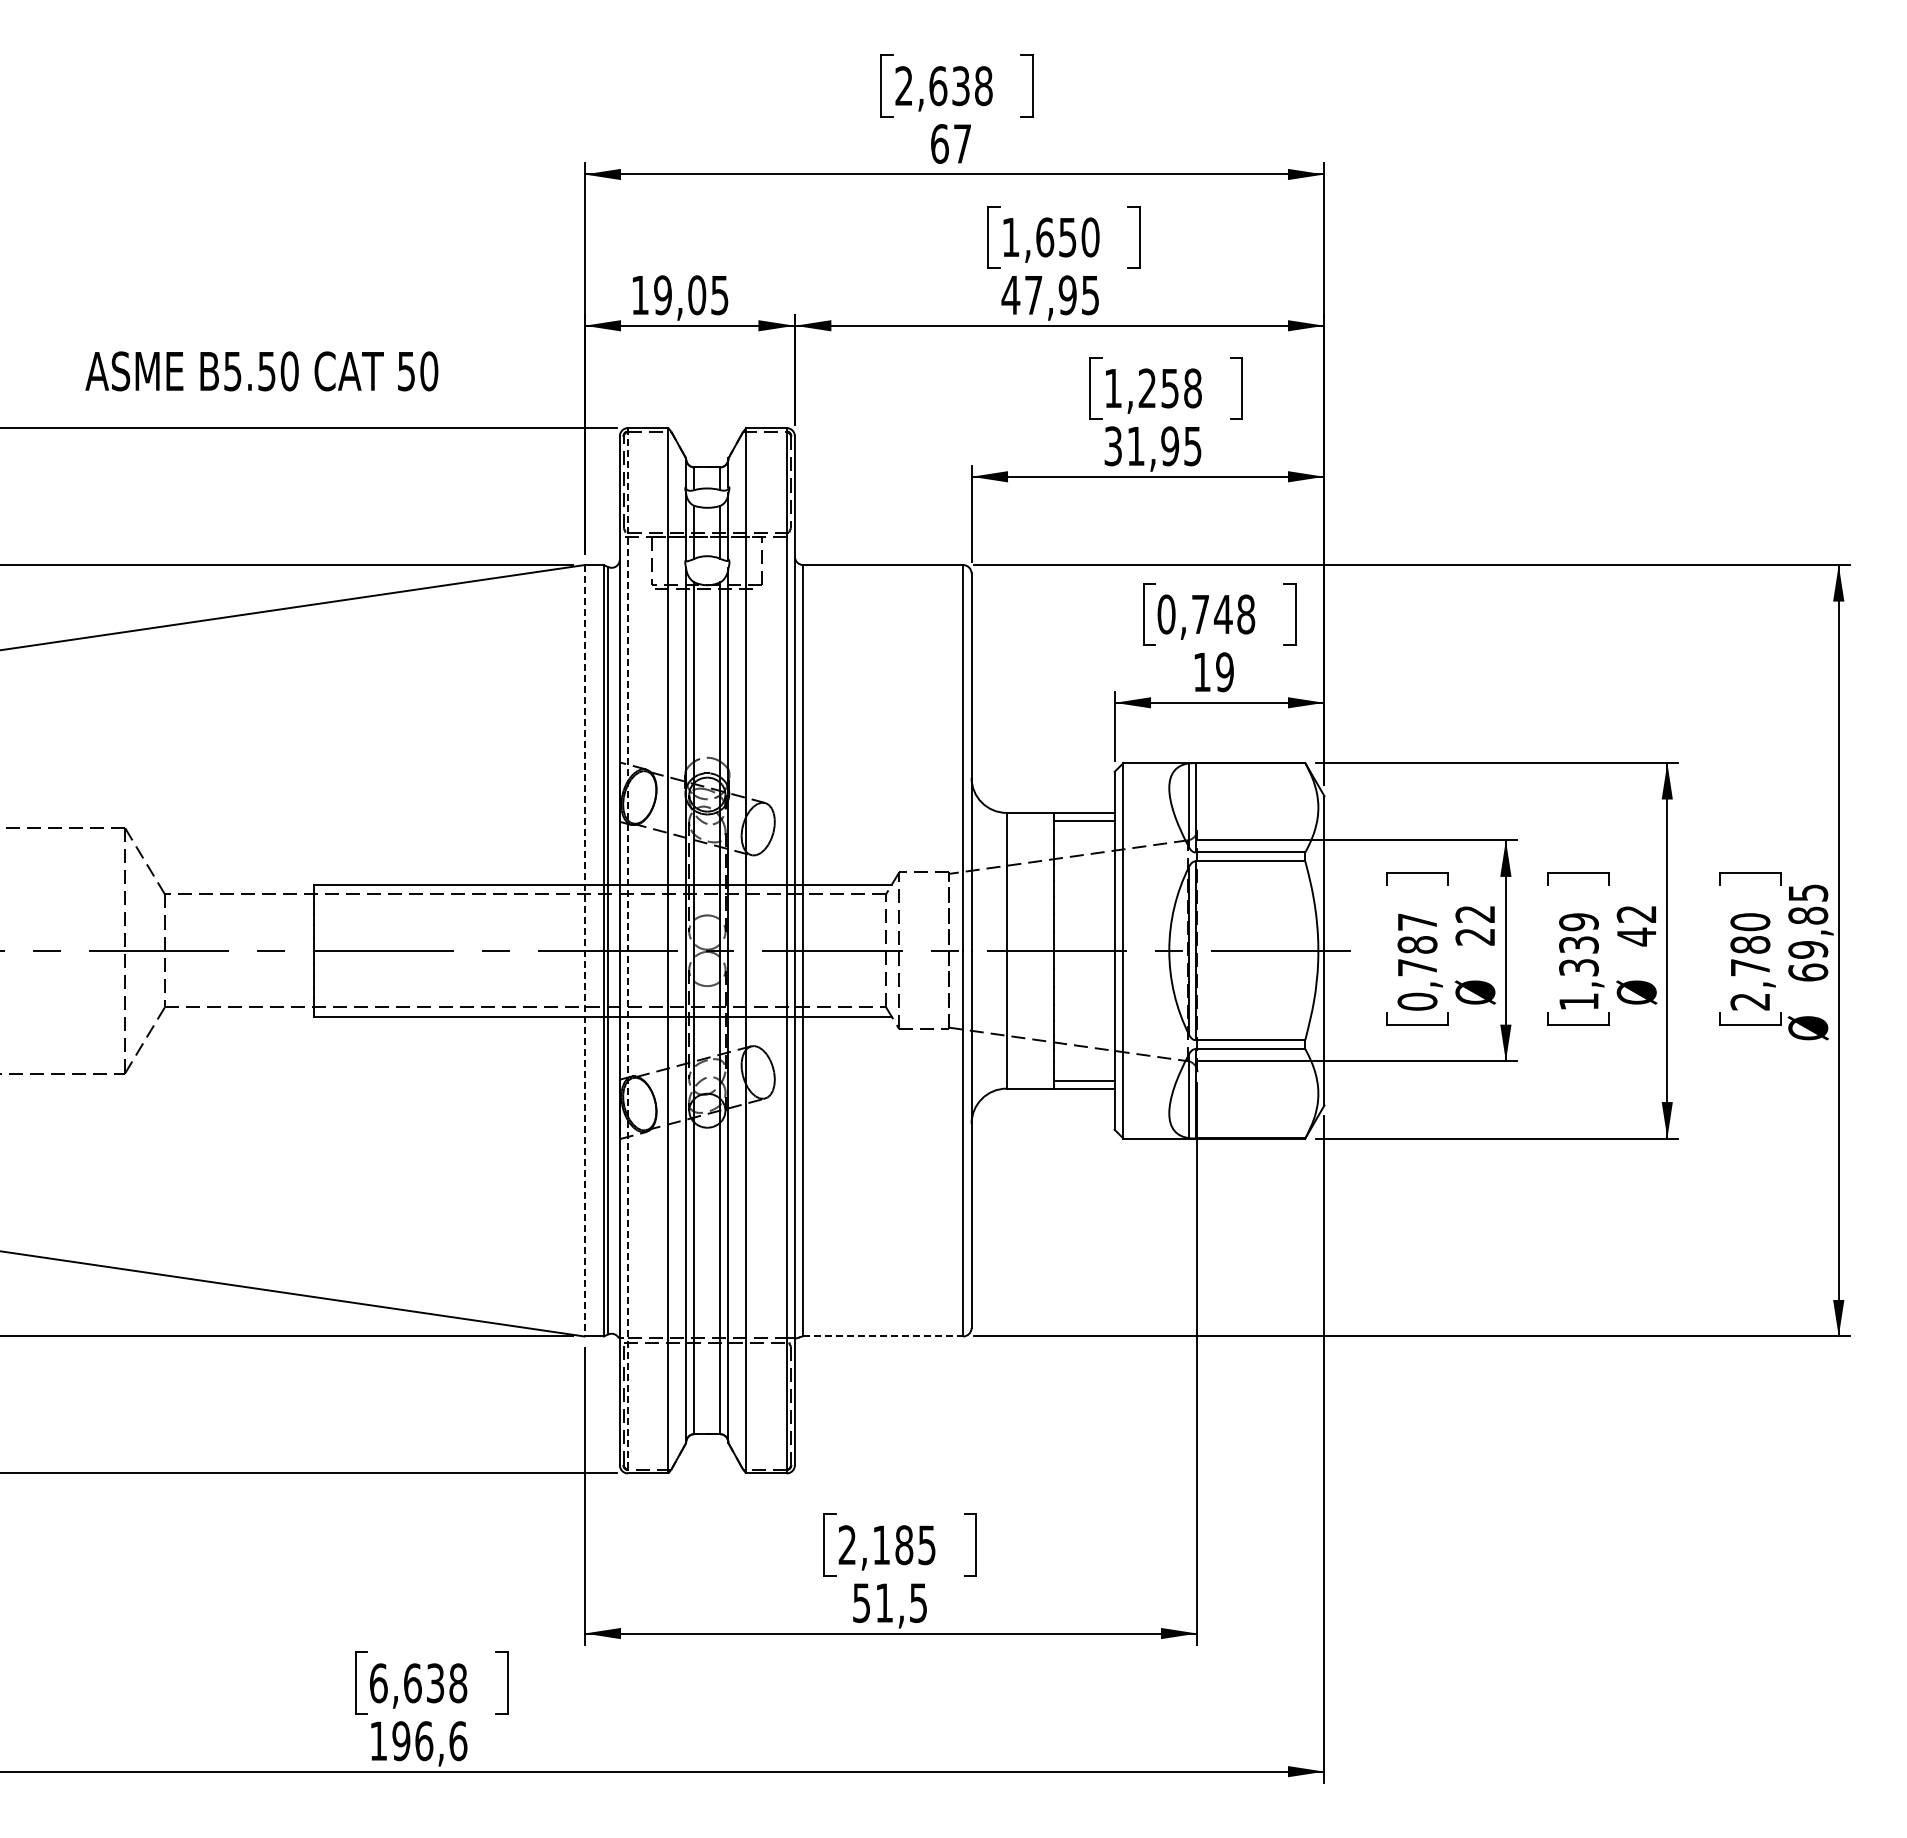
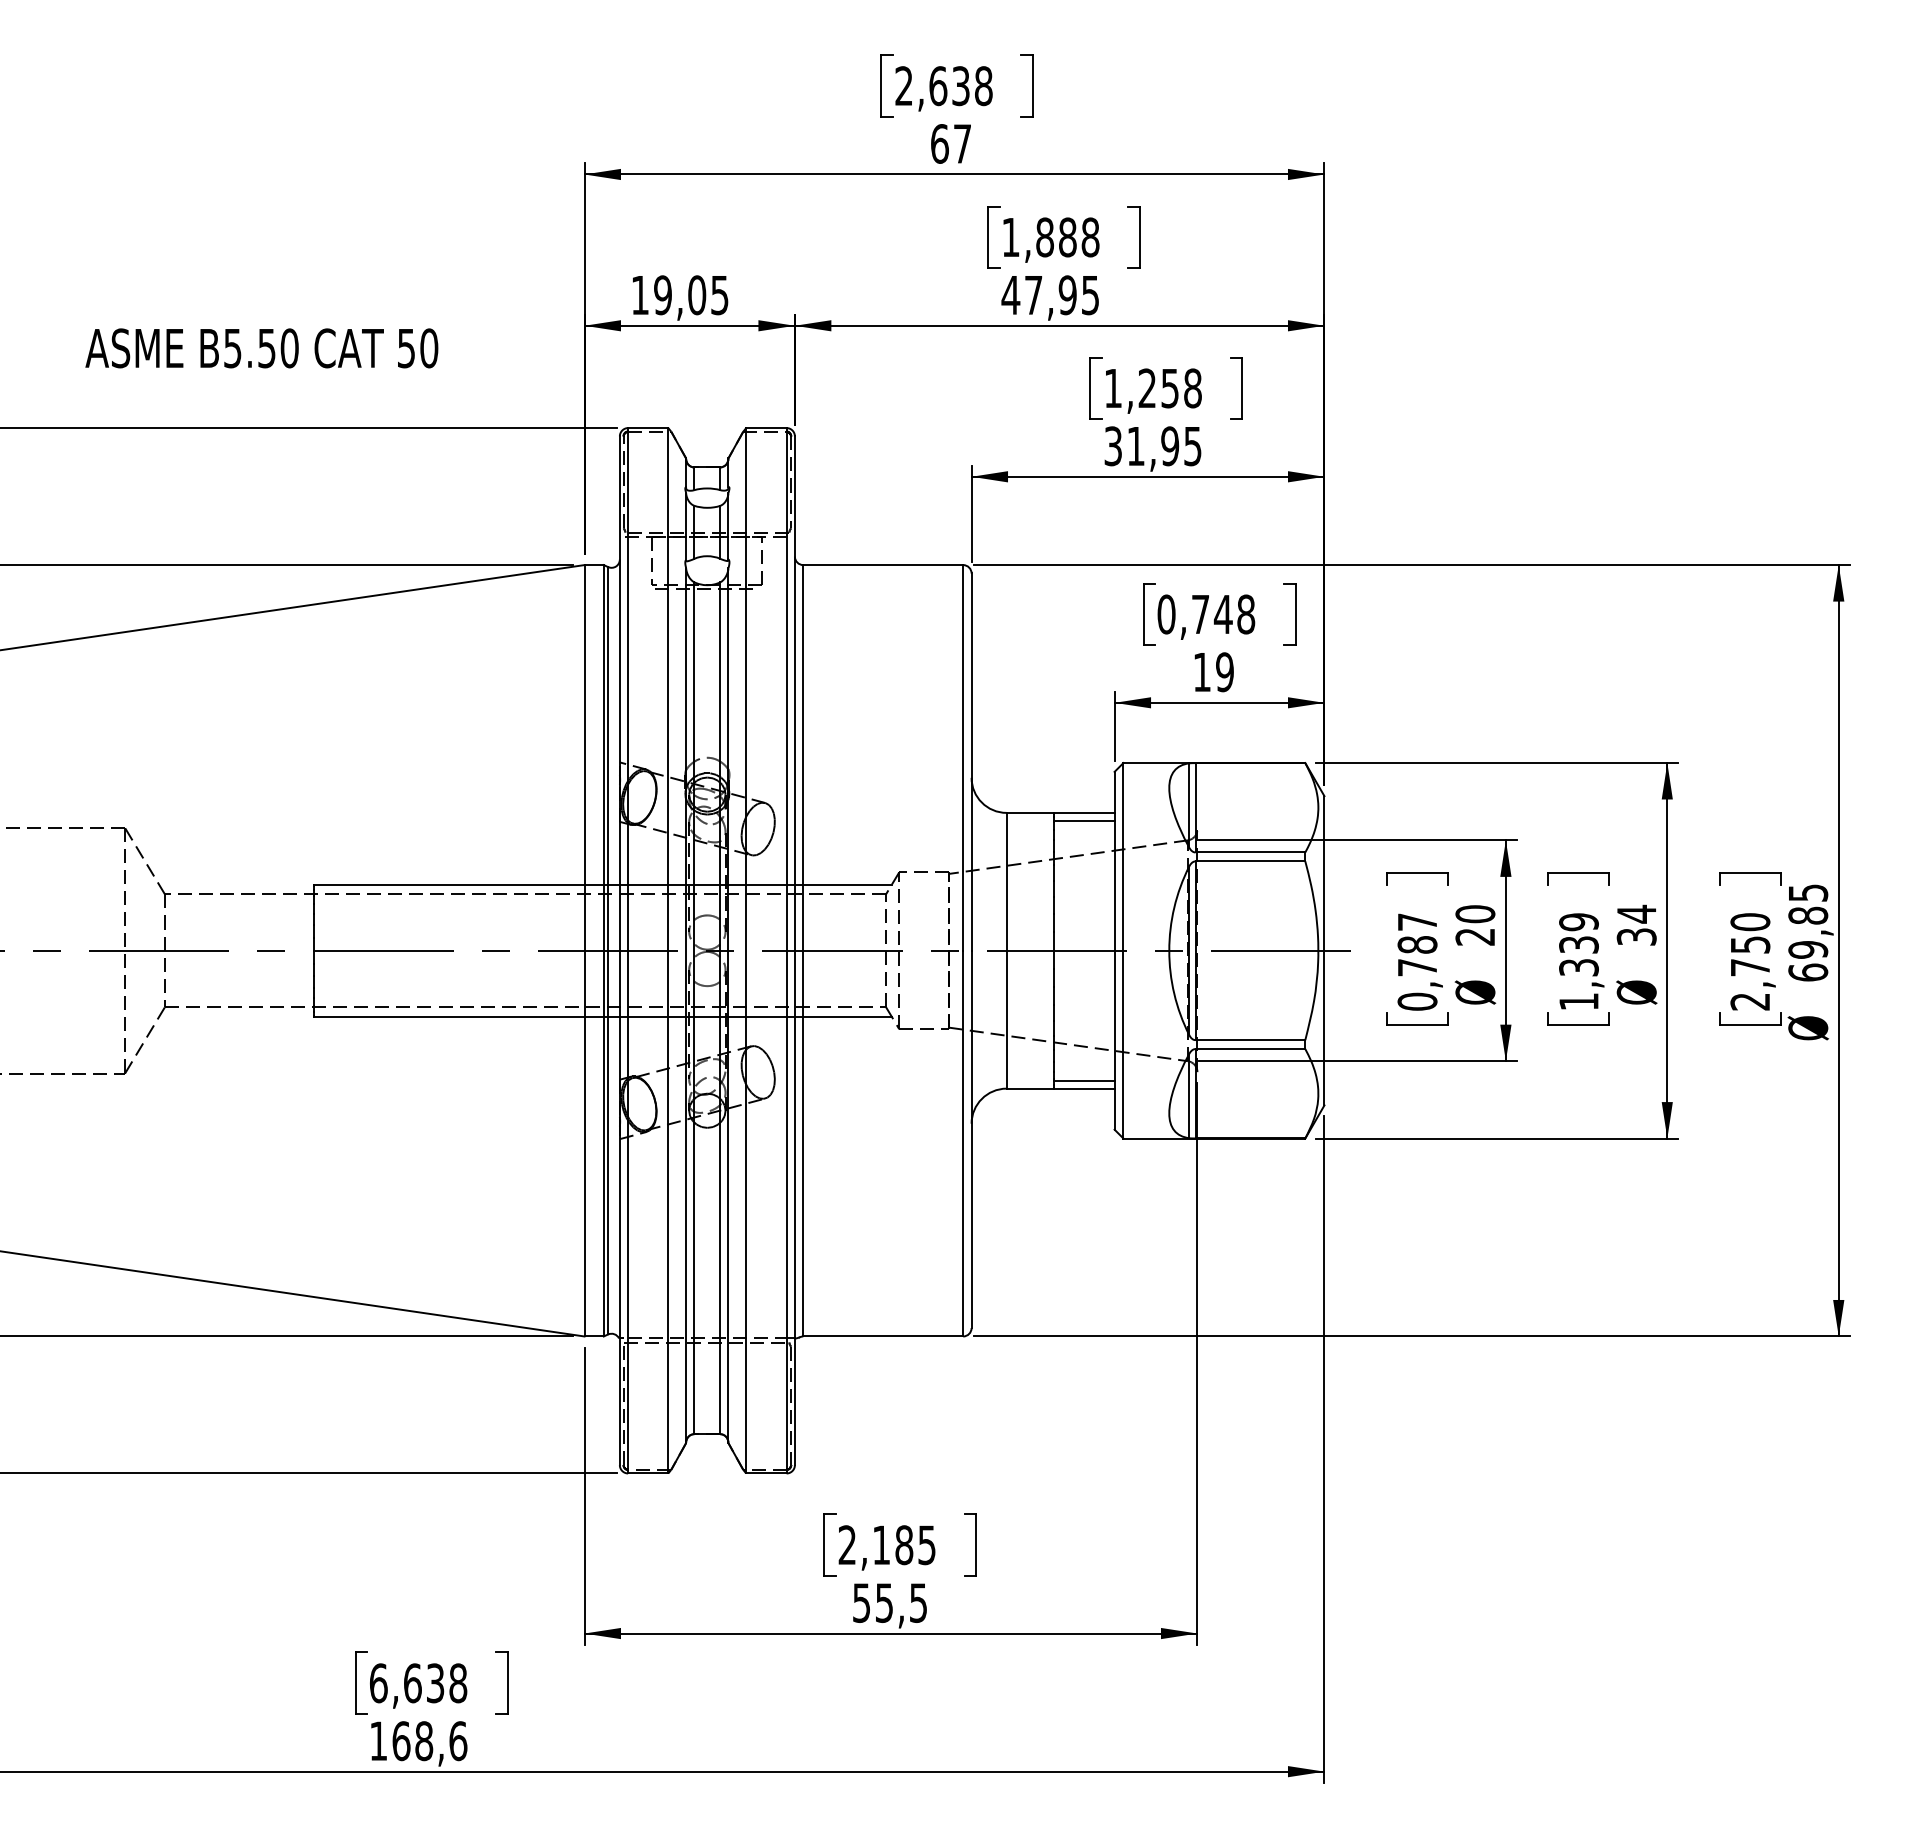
text: 1,650 -> 1,888 (1067, 237)
text position: (261, 371) -> (261, 348) (261, 348)
text: 22 -> 20 (1475, 914)
text: 42 -> 34 (1636, 925)
text: 2,780 -> 2,750 (1750, 944)
line: dashed -> solid (584, 950)
line: dashed -> solid (628, 950)
line: dashed -> solid (883, 1336)
text: 51,5 -> 55,5 (884, 1603)
text: 196,6 -> 168,6 (412, 1741)
